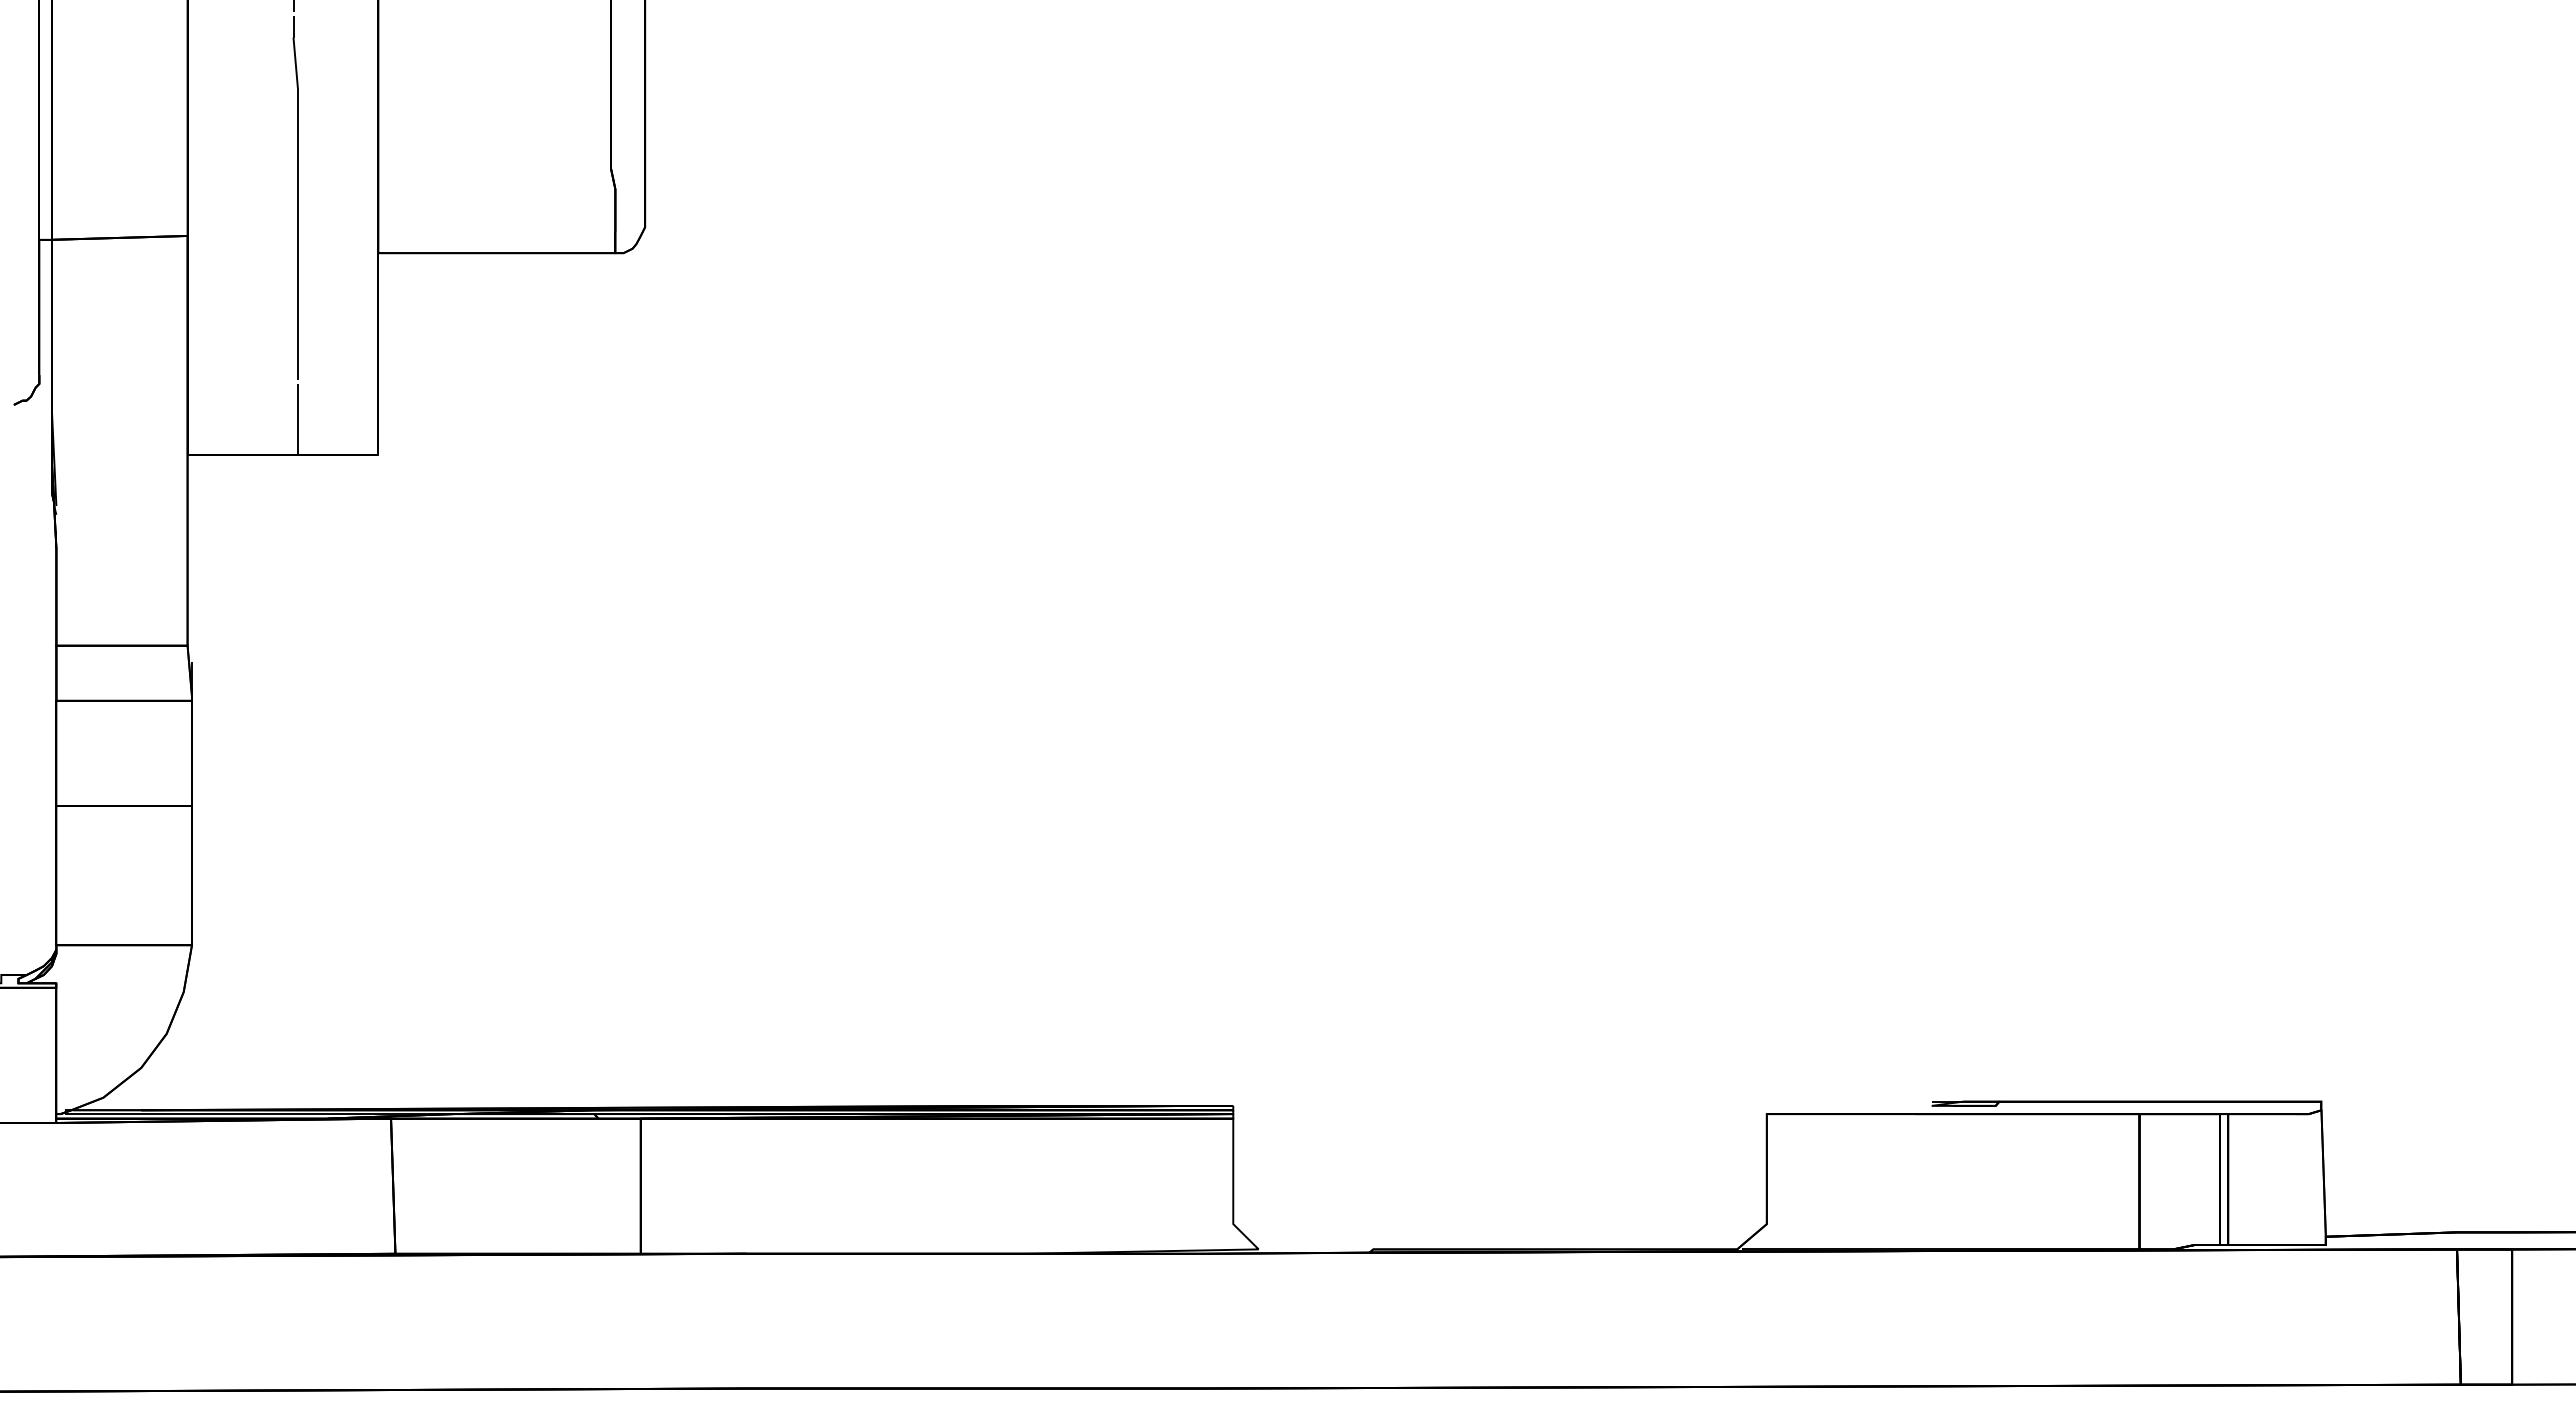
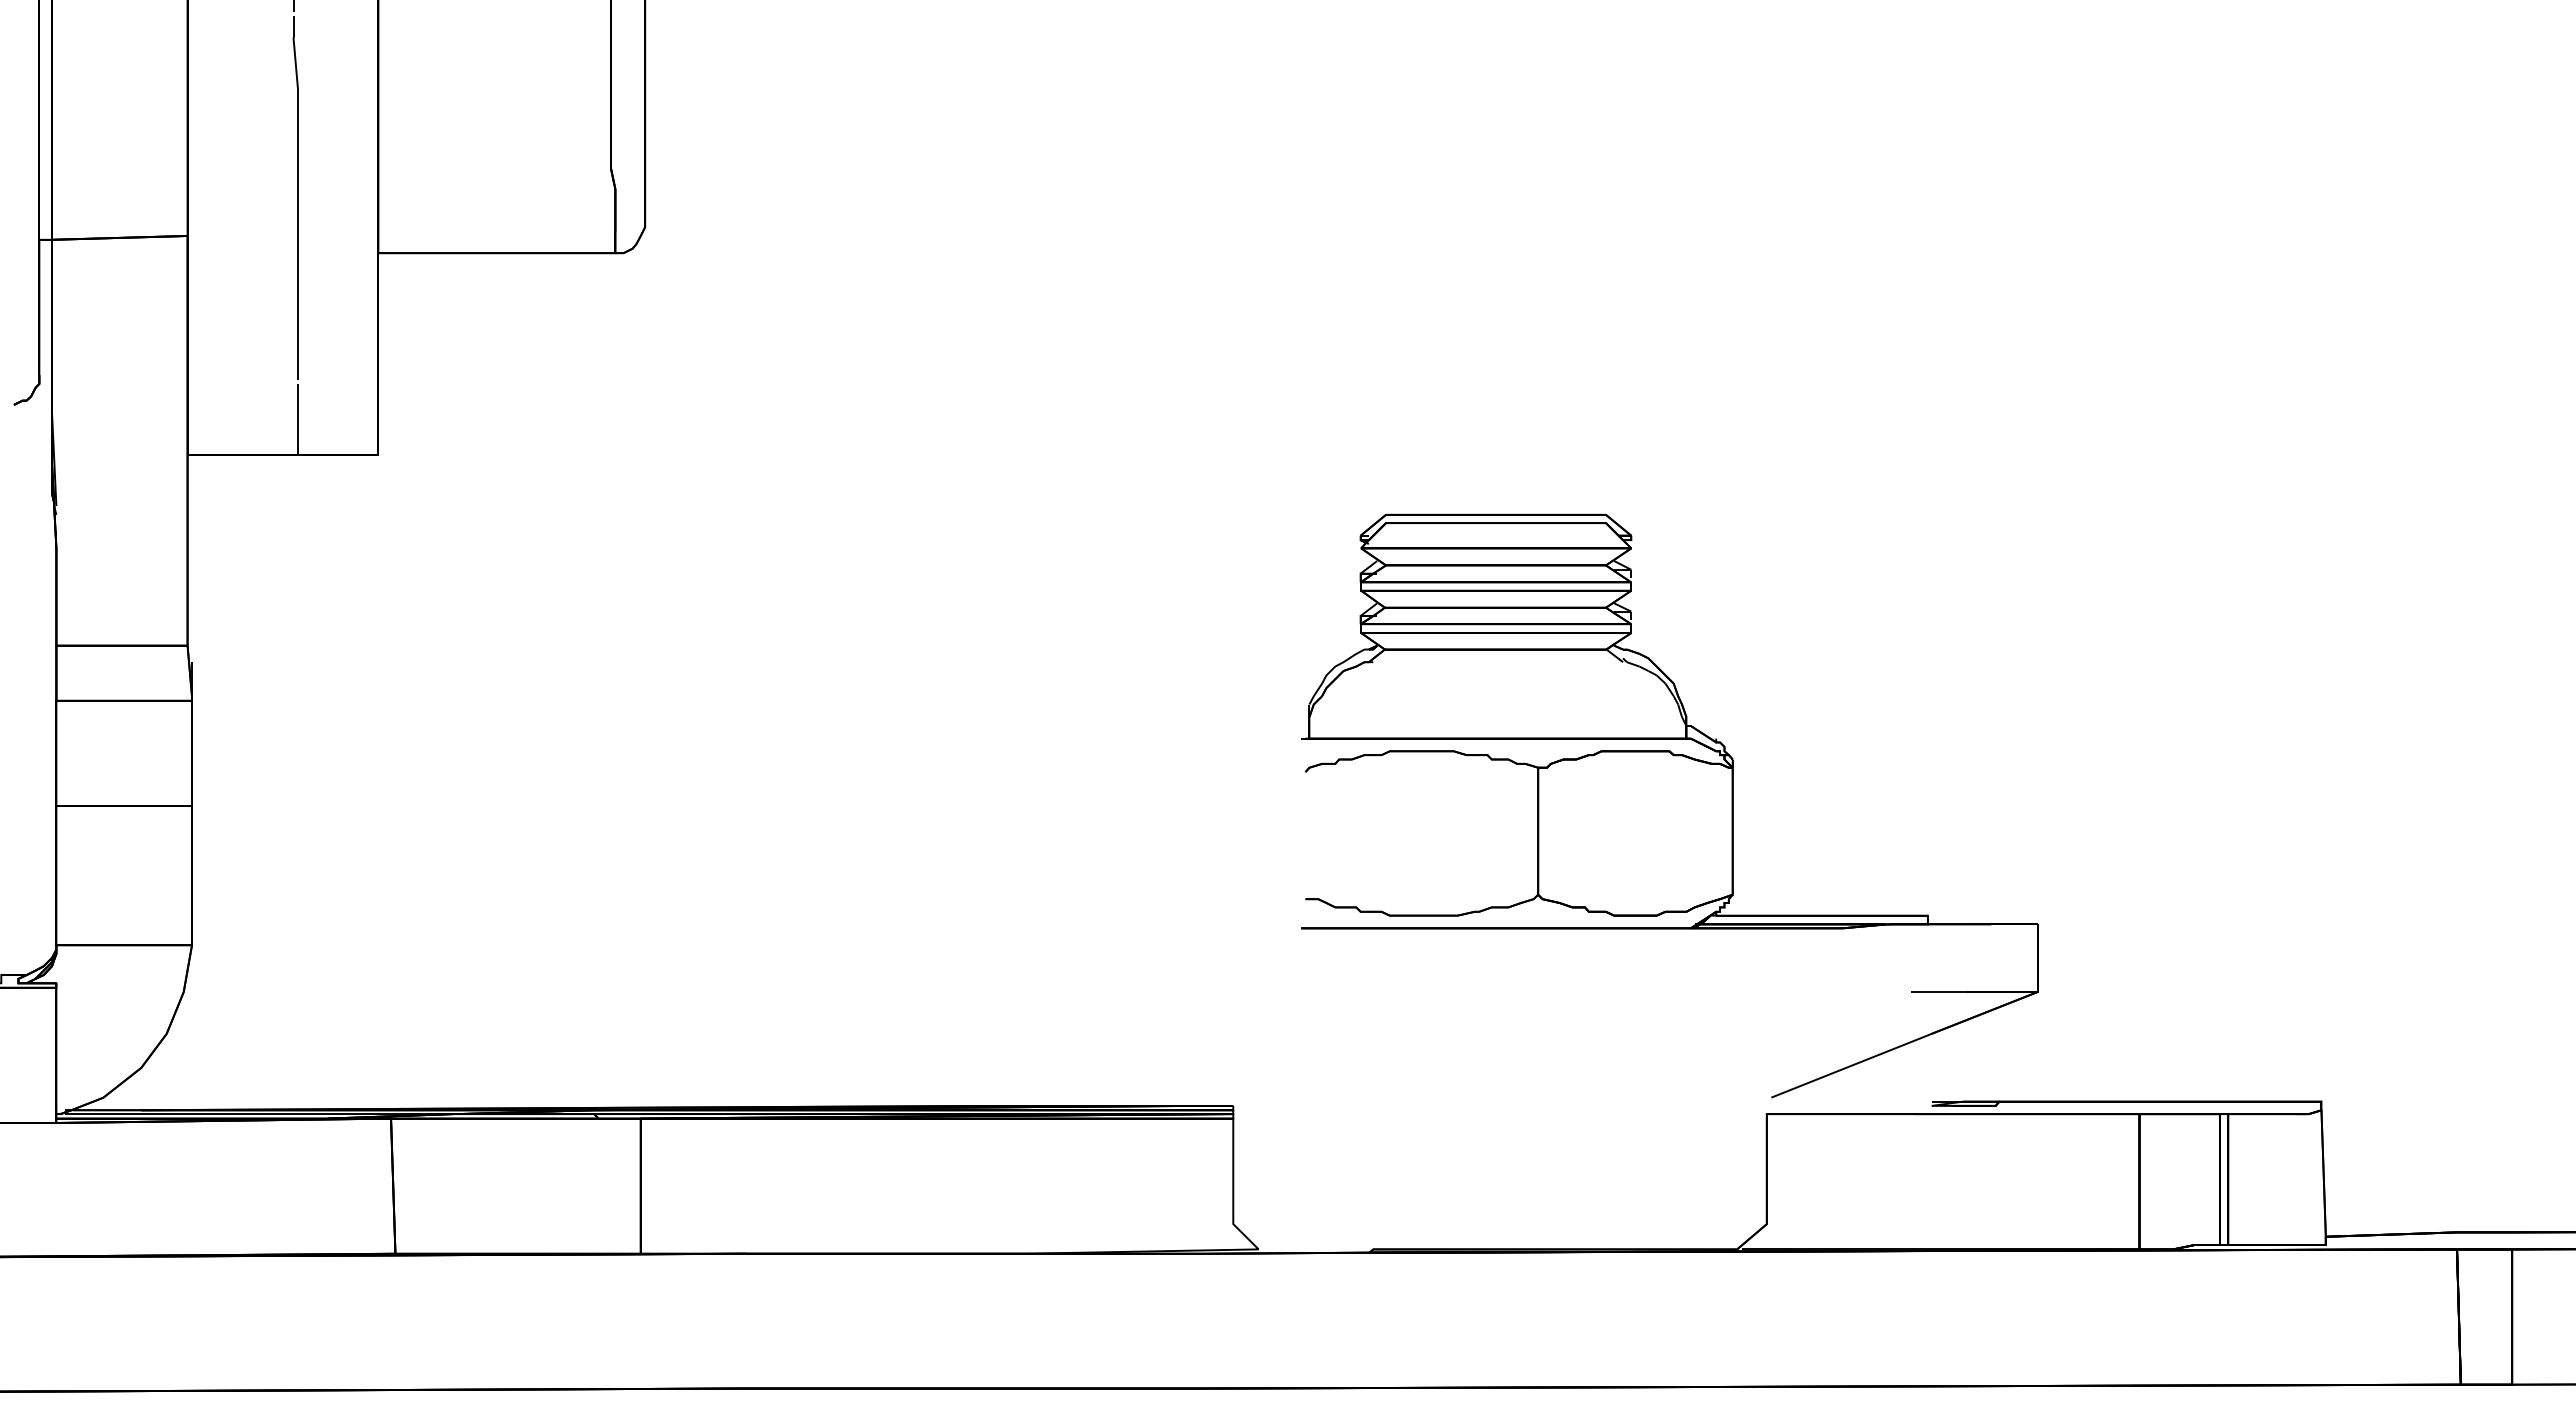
part: none -> present (1669, 805)
